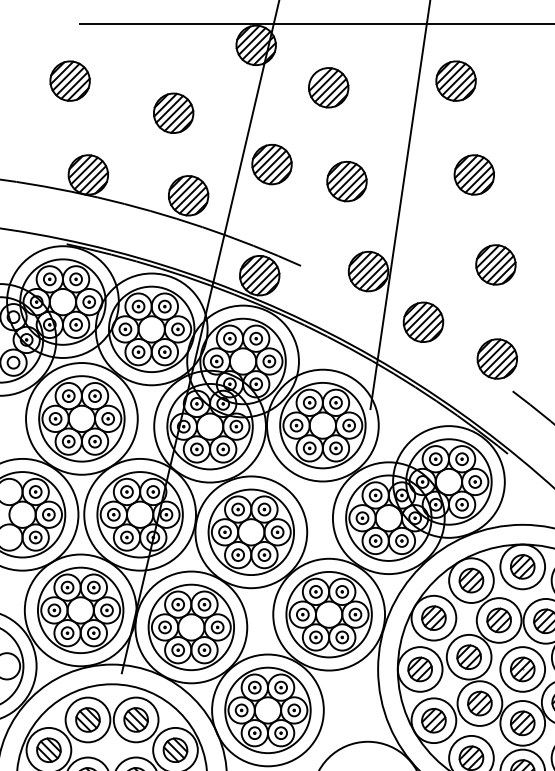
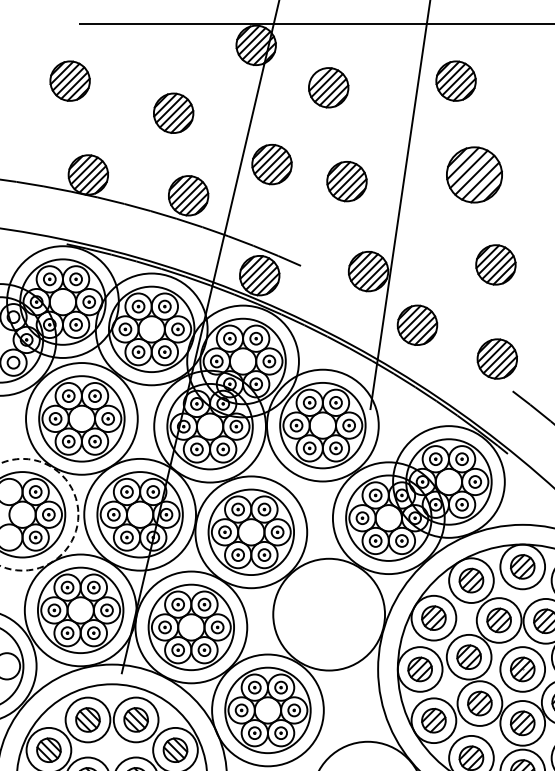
part size: 42x42 px -> 57x58 px (474, 174)
part position: (423, 321) -> (417, 324) (417, 324)
circle: solid -> dashed (39, 514)
part: present -> none (328, 614)
